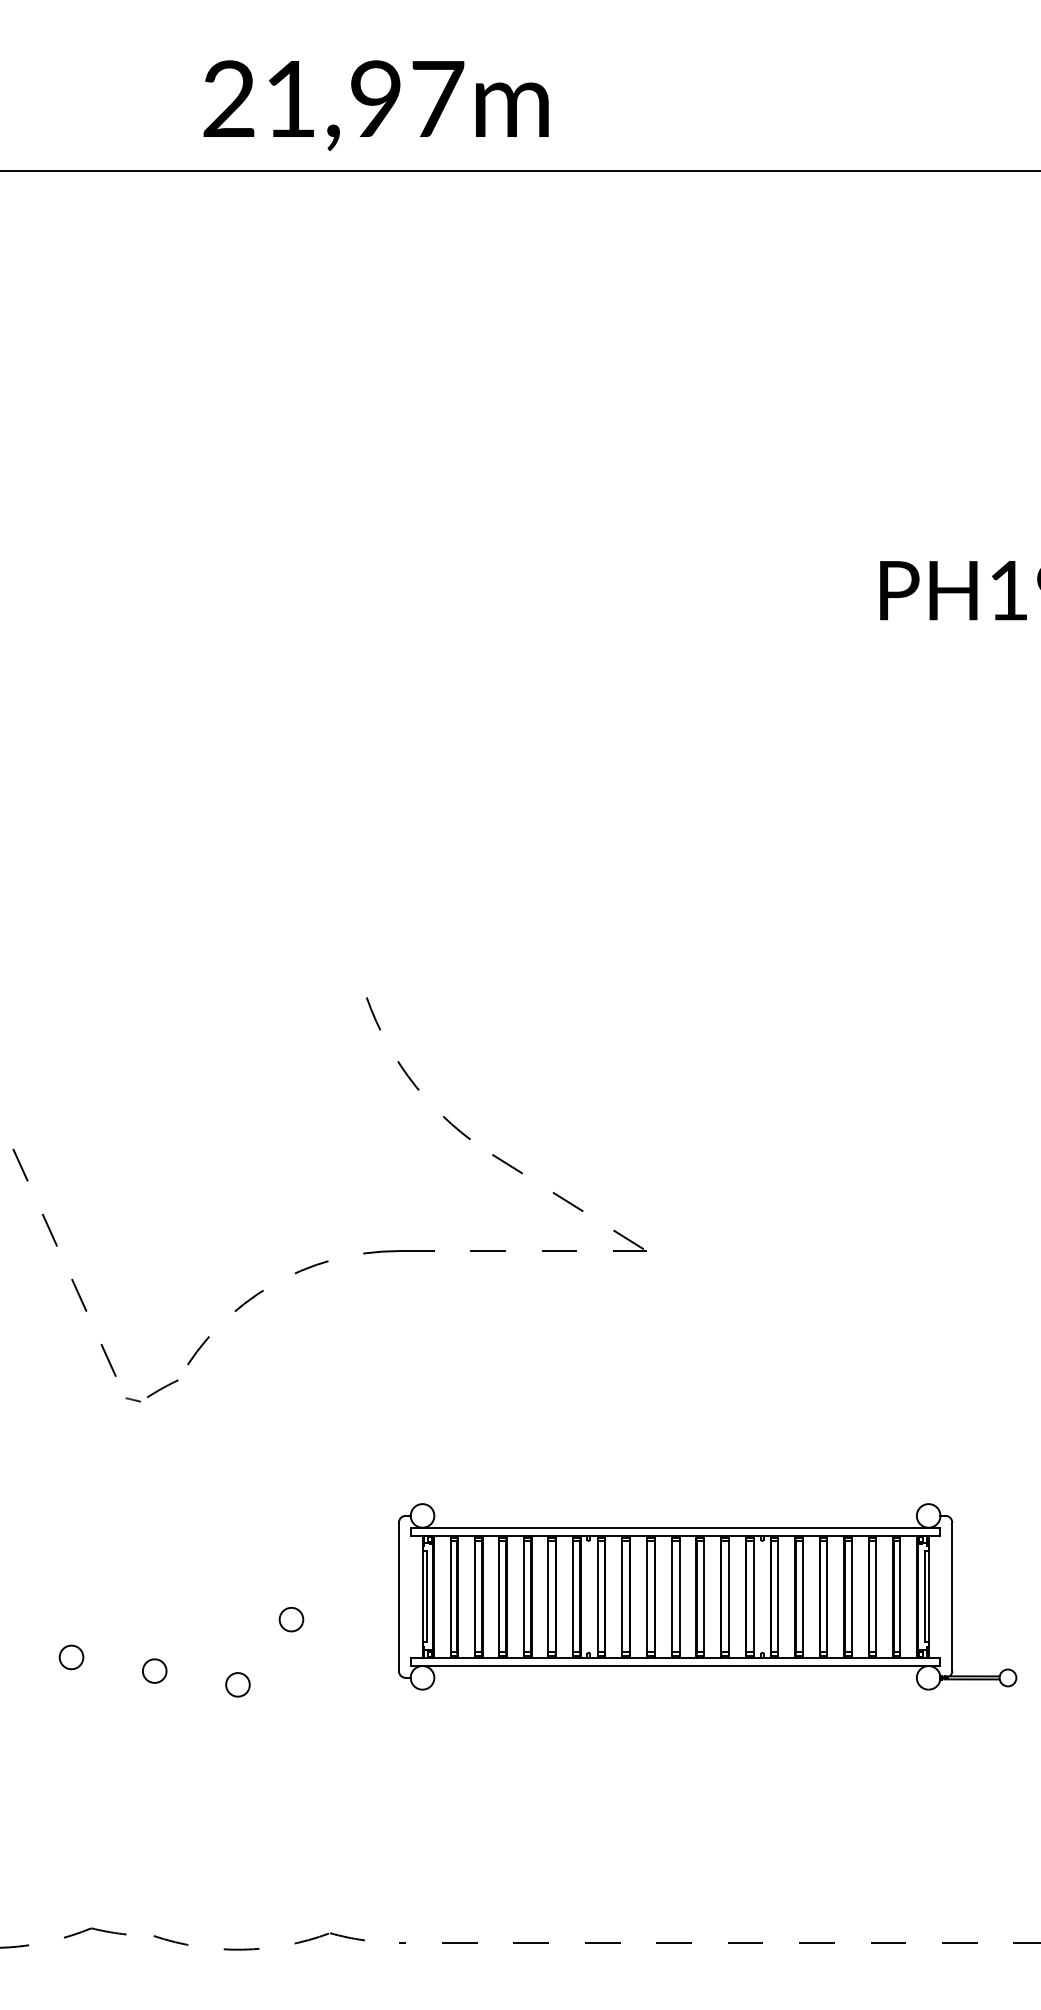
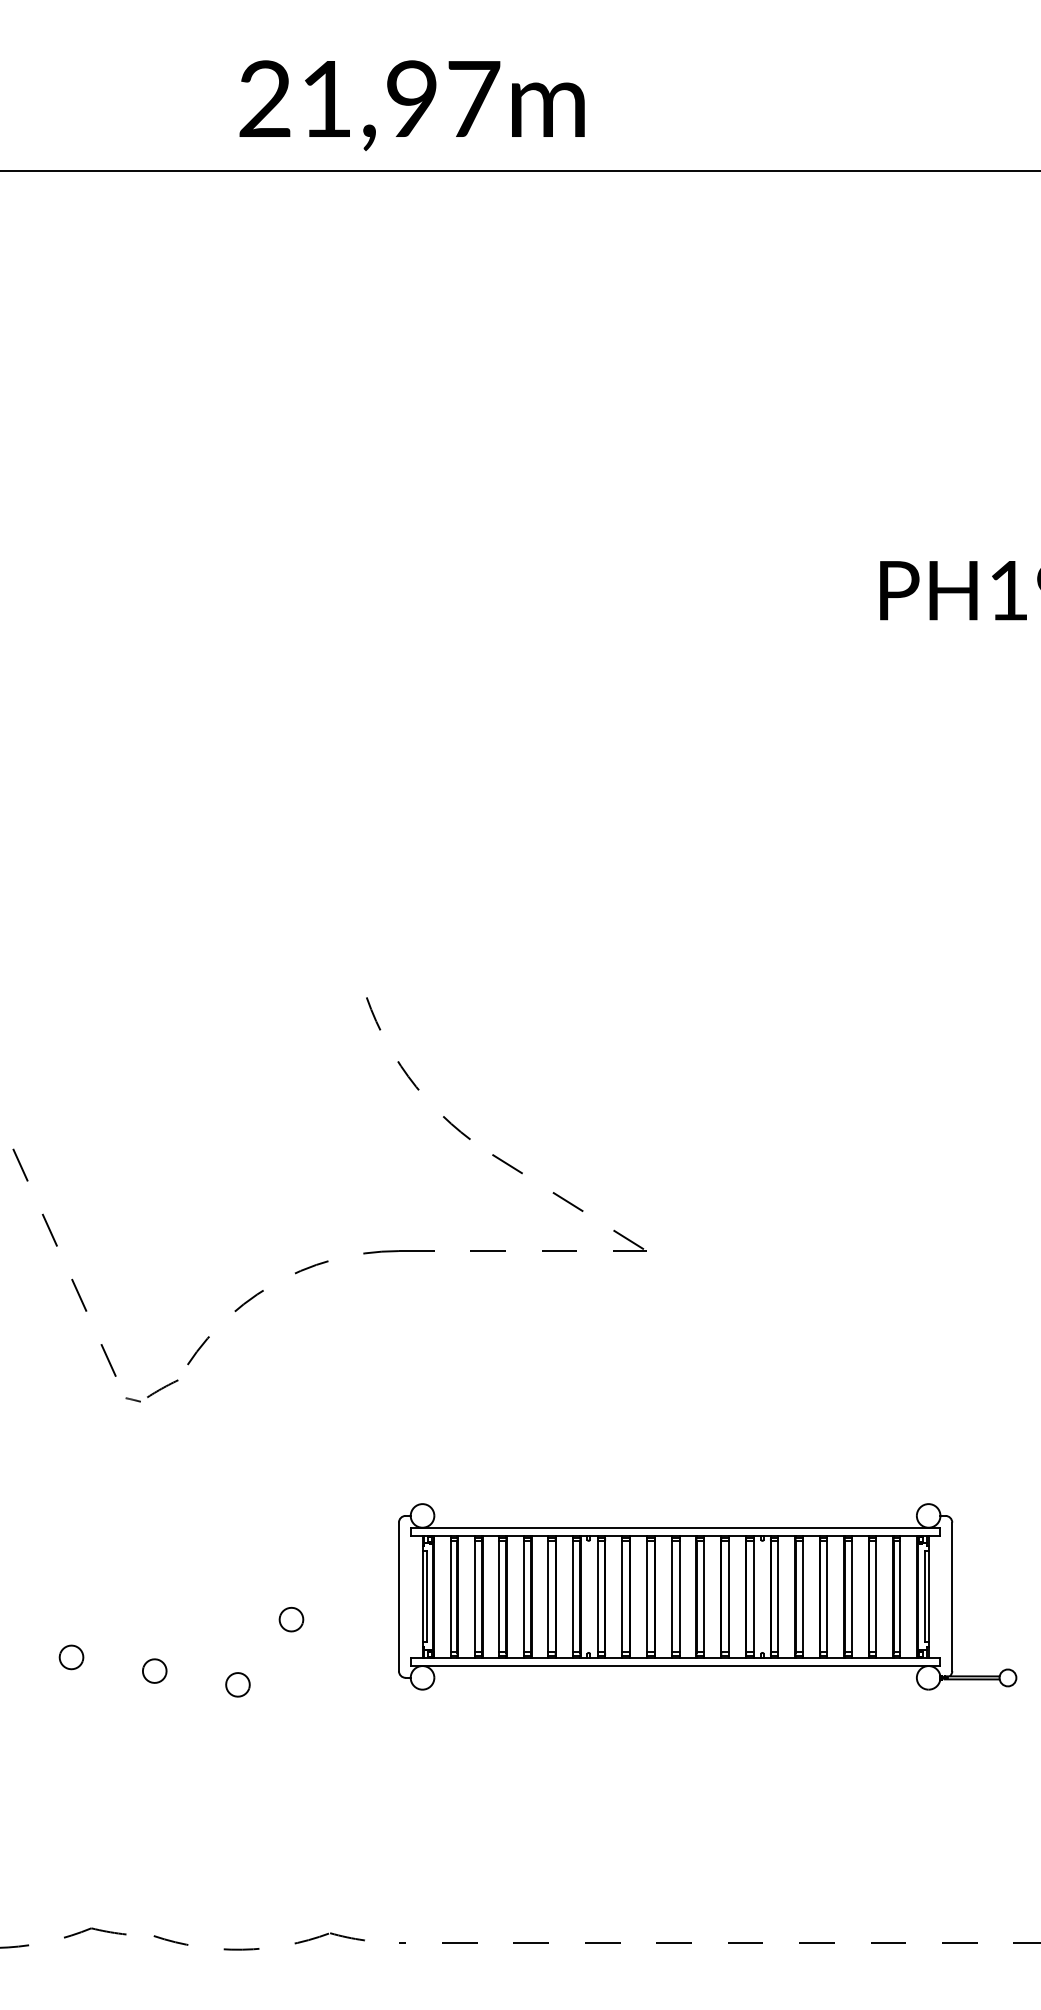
text position: (375, 105) -> (411, 105) (411, 105)
